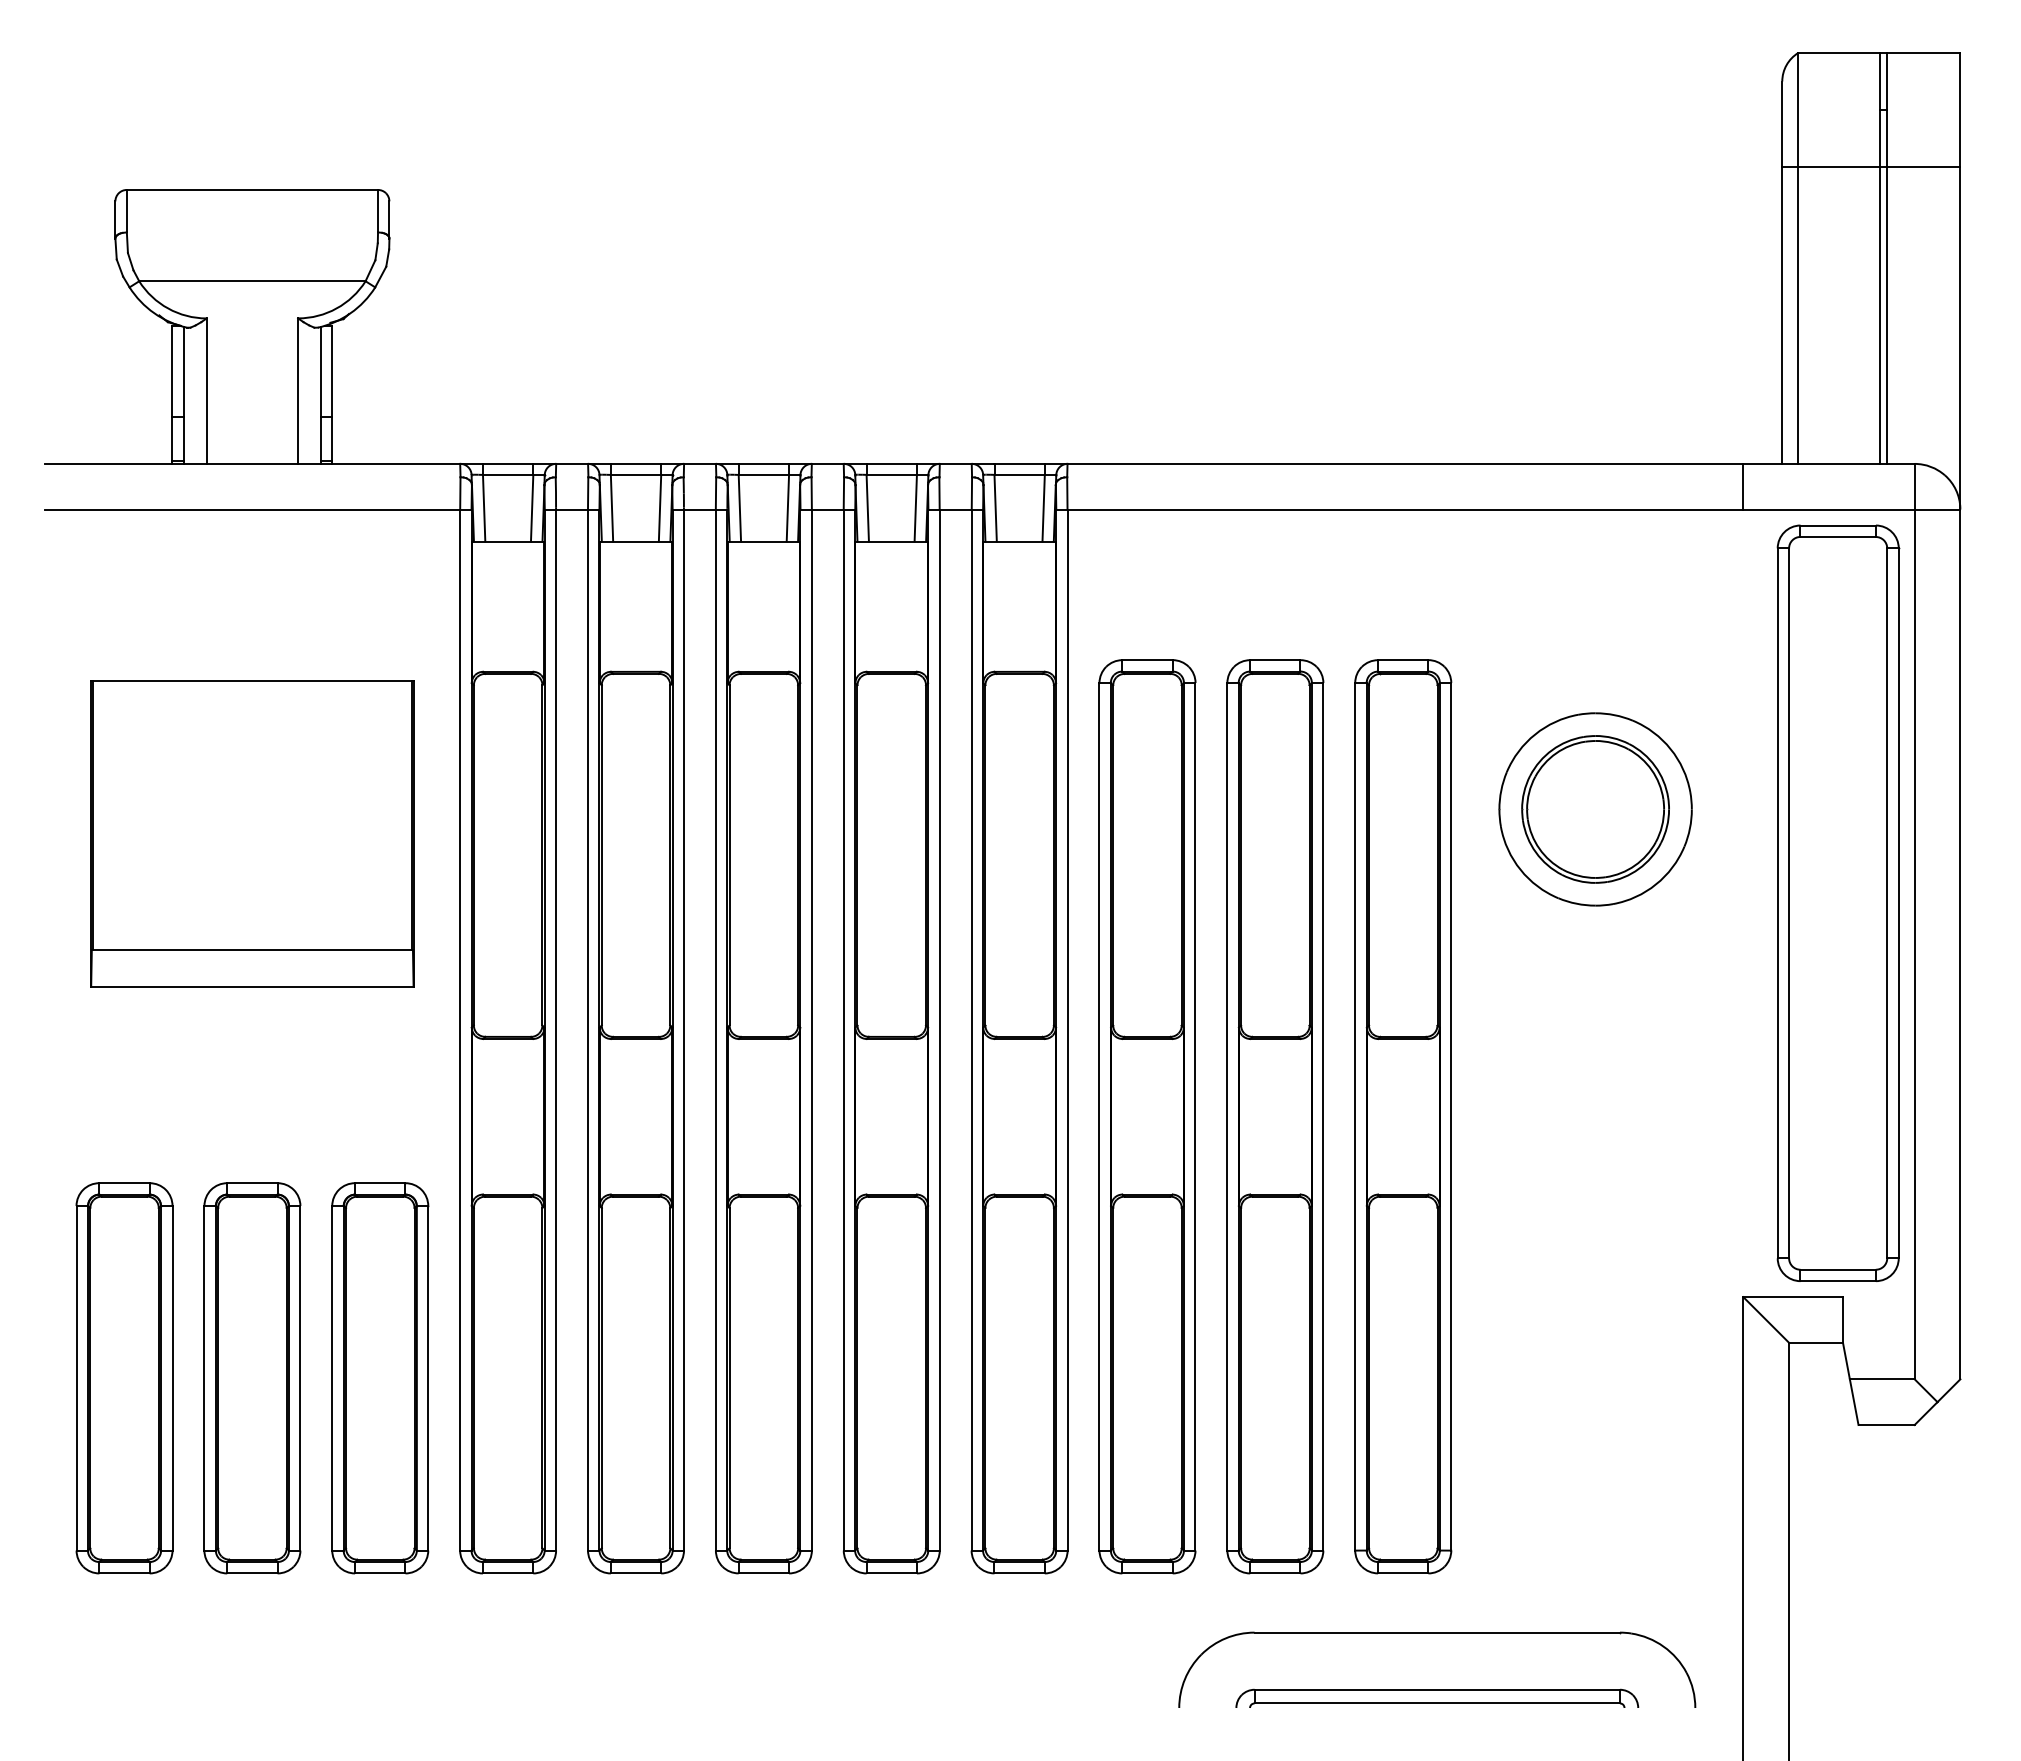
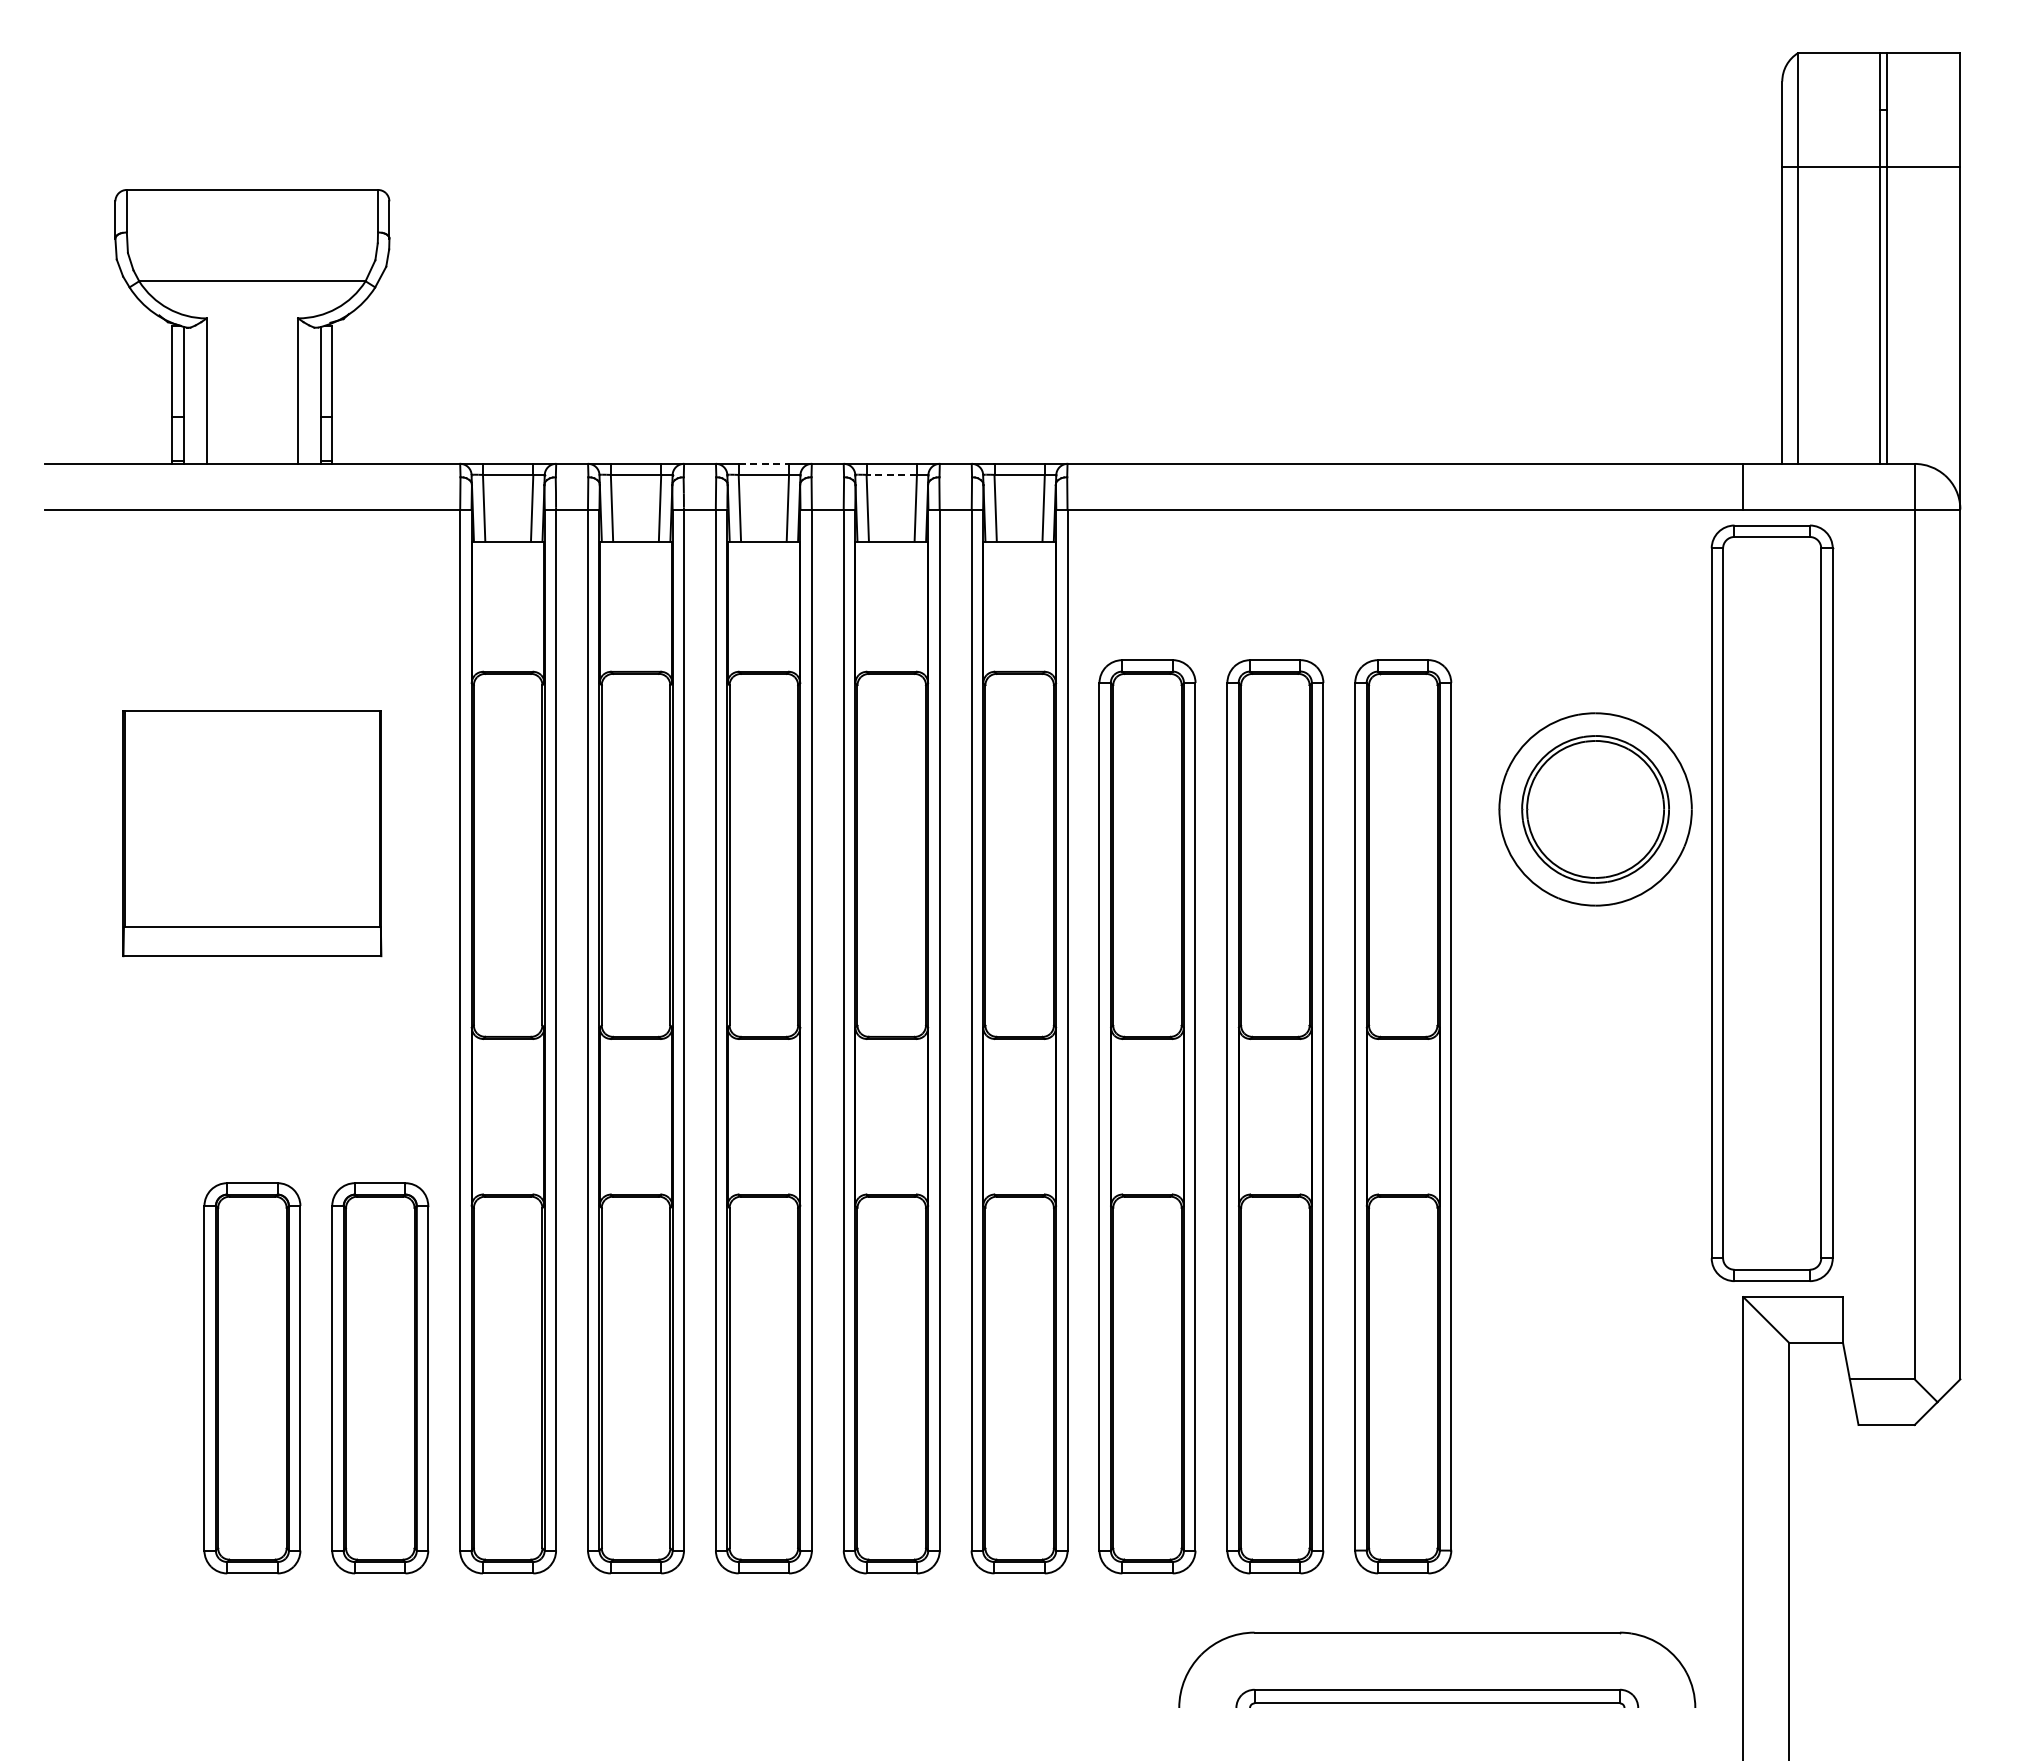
line: solid -> dashed (764, 463)
line: solid -> dashed (891, 474)
part size: 325x308 px -> 261x248 px (252, 833)
part position: (1838, 902) -> (1772, 902) (1772, 902)
part: present -> none (124, 1378)
